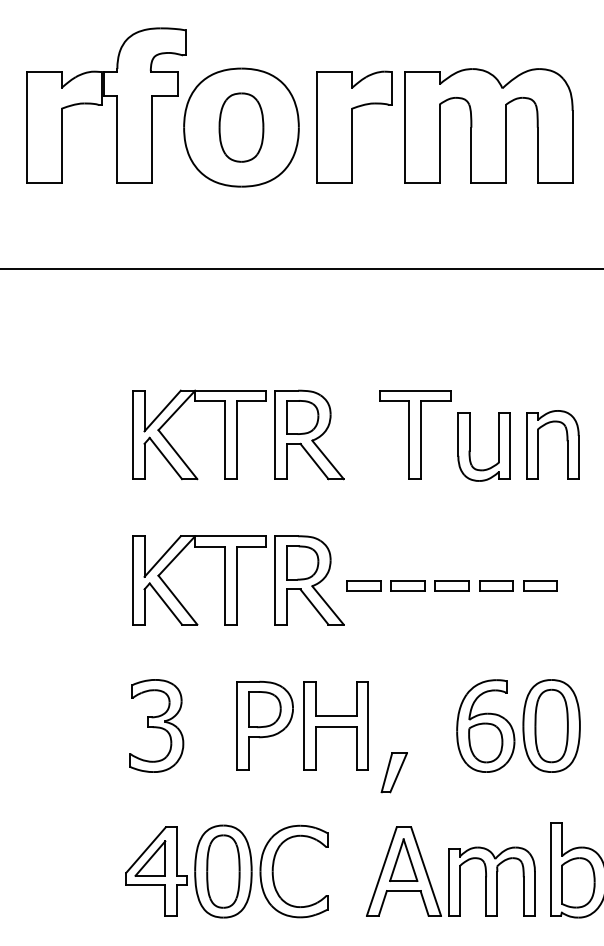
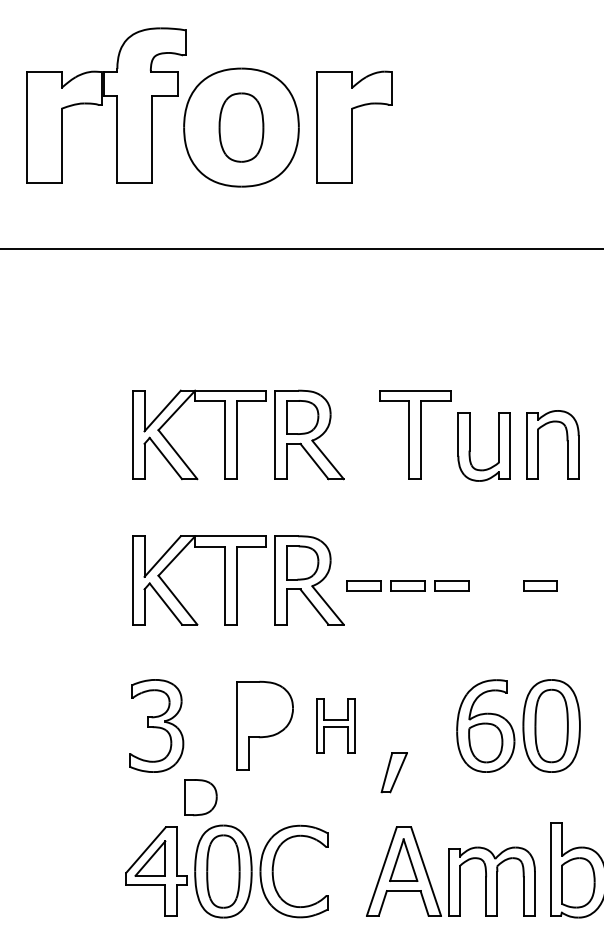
part: present -> none (488, 125)
line position: (301, 269) -> (301, 249) (301, 249)
part: present -> none (496, 585)
part position: (264, 709) -> (200, 797) (200, 797)
part size: 66x90 px -> 40x56 px (335, 725)
